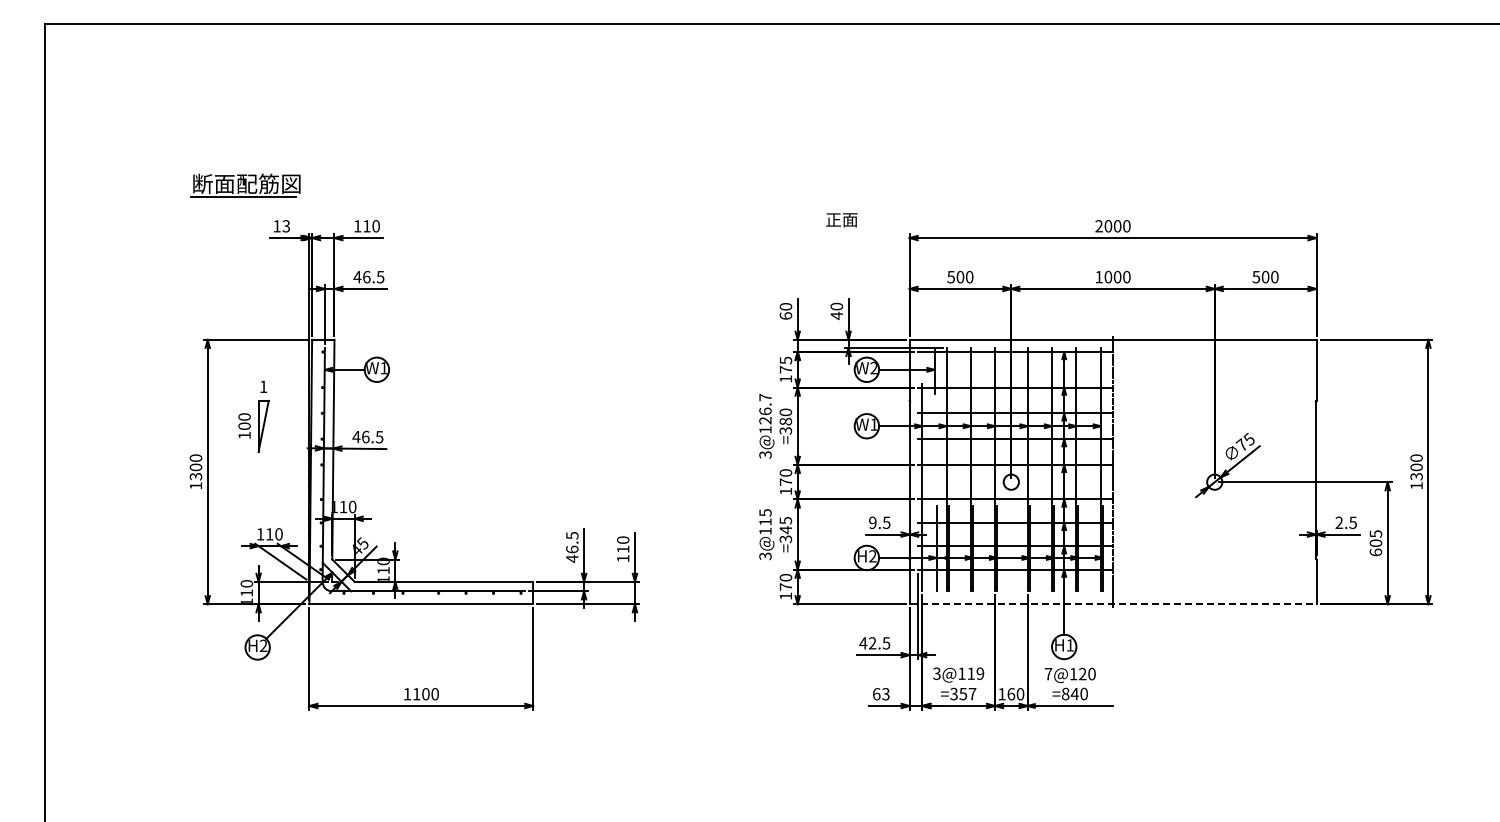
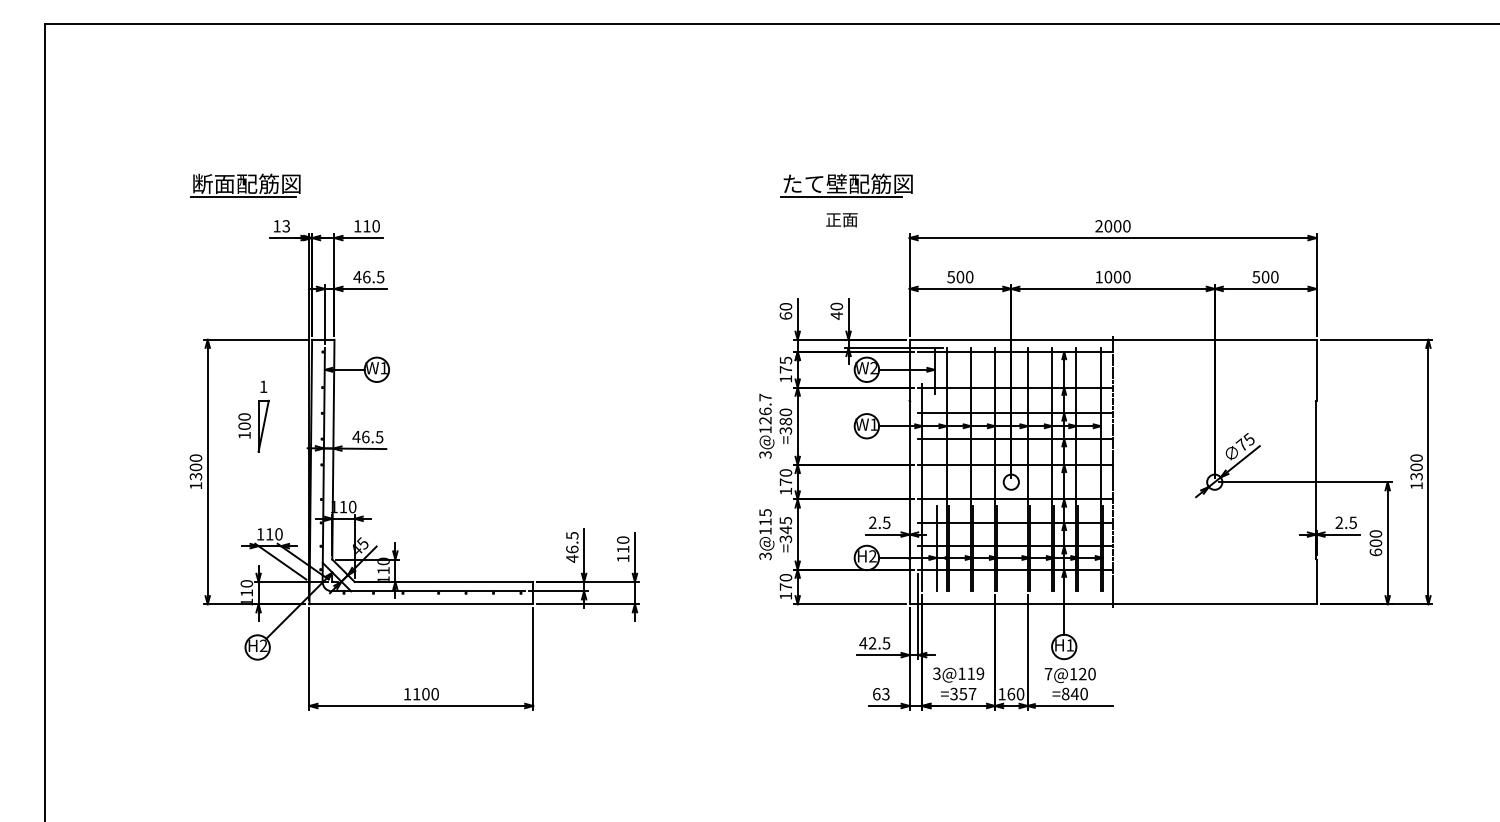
part: none -> present (846, 185)
text: 9.5 -> 2.5 (872, 523)
text: 605 -> 600 (1375, 533)
line: dashed -> solid (1113, 604)
